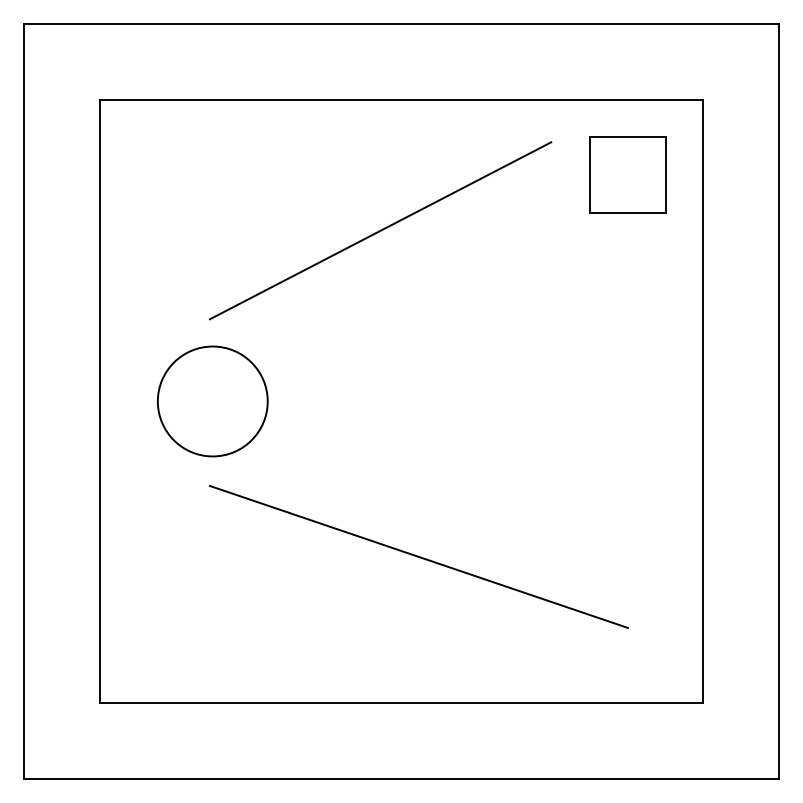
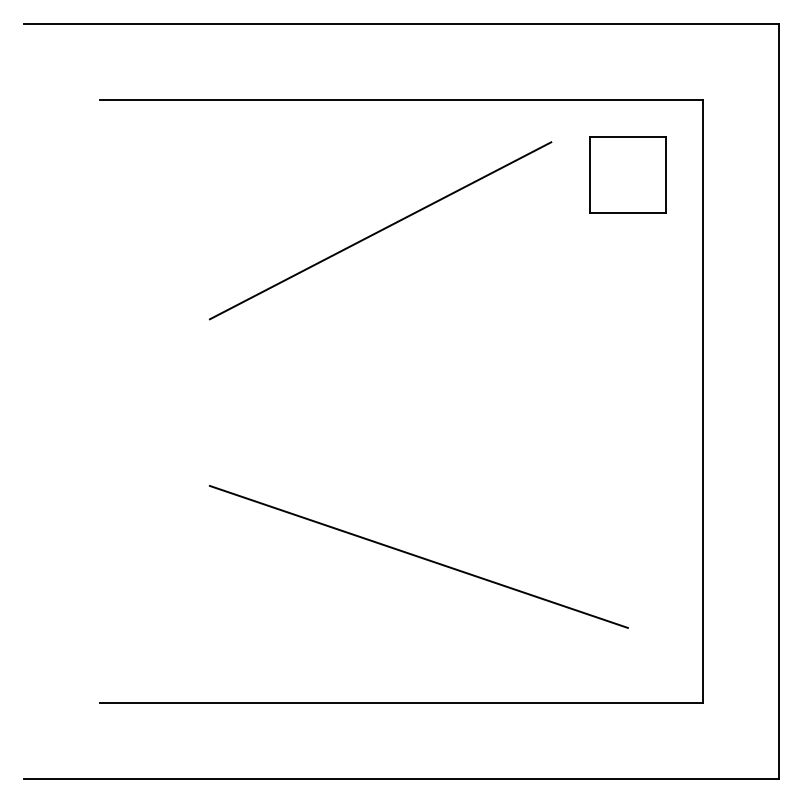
line: present -> none (24, 401)
line: present -> none (99, 401)
circle: present -> none (212, 401)
